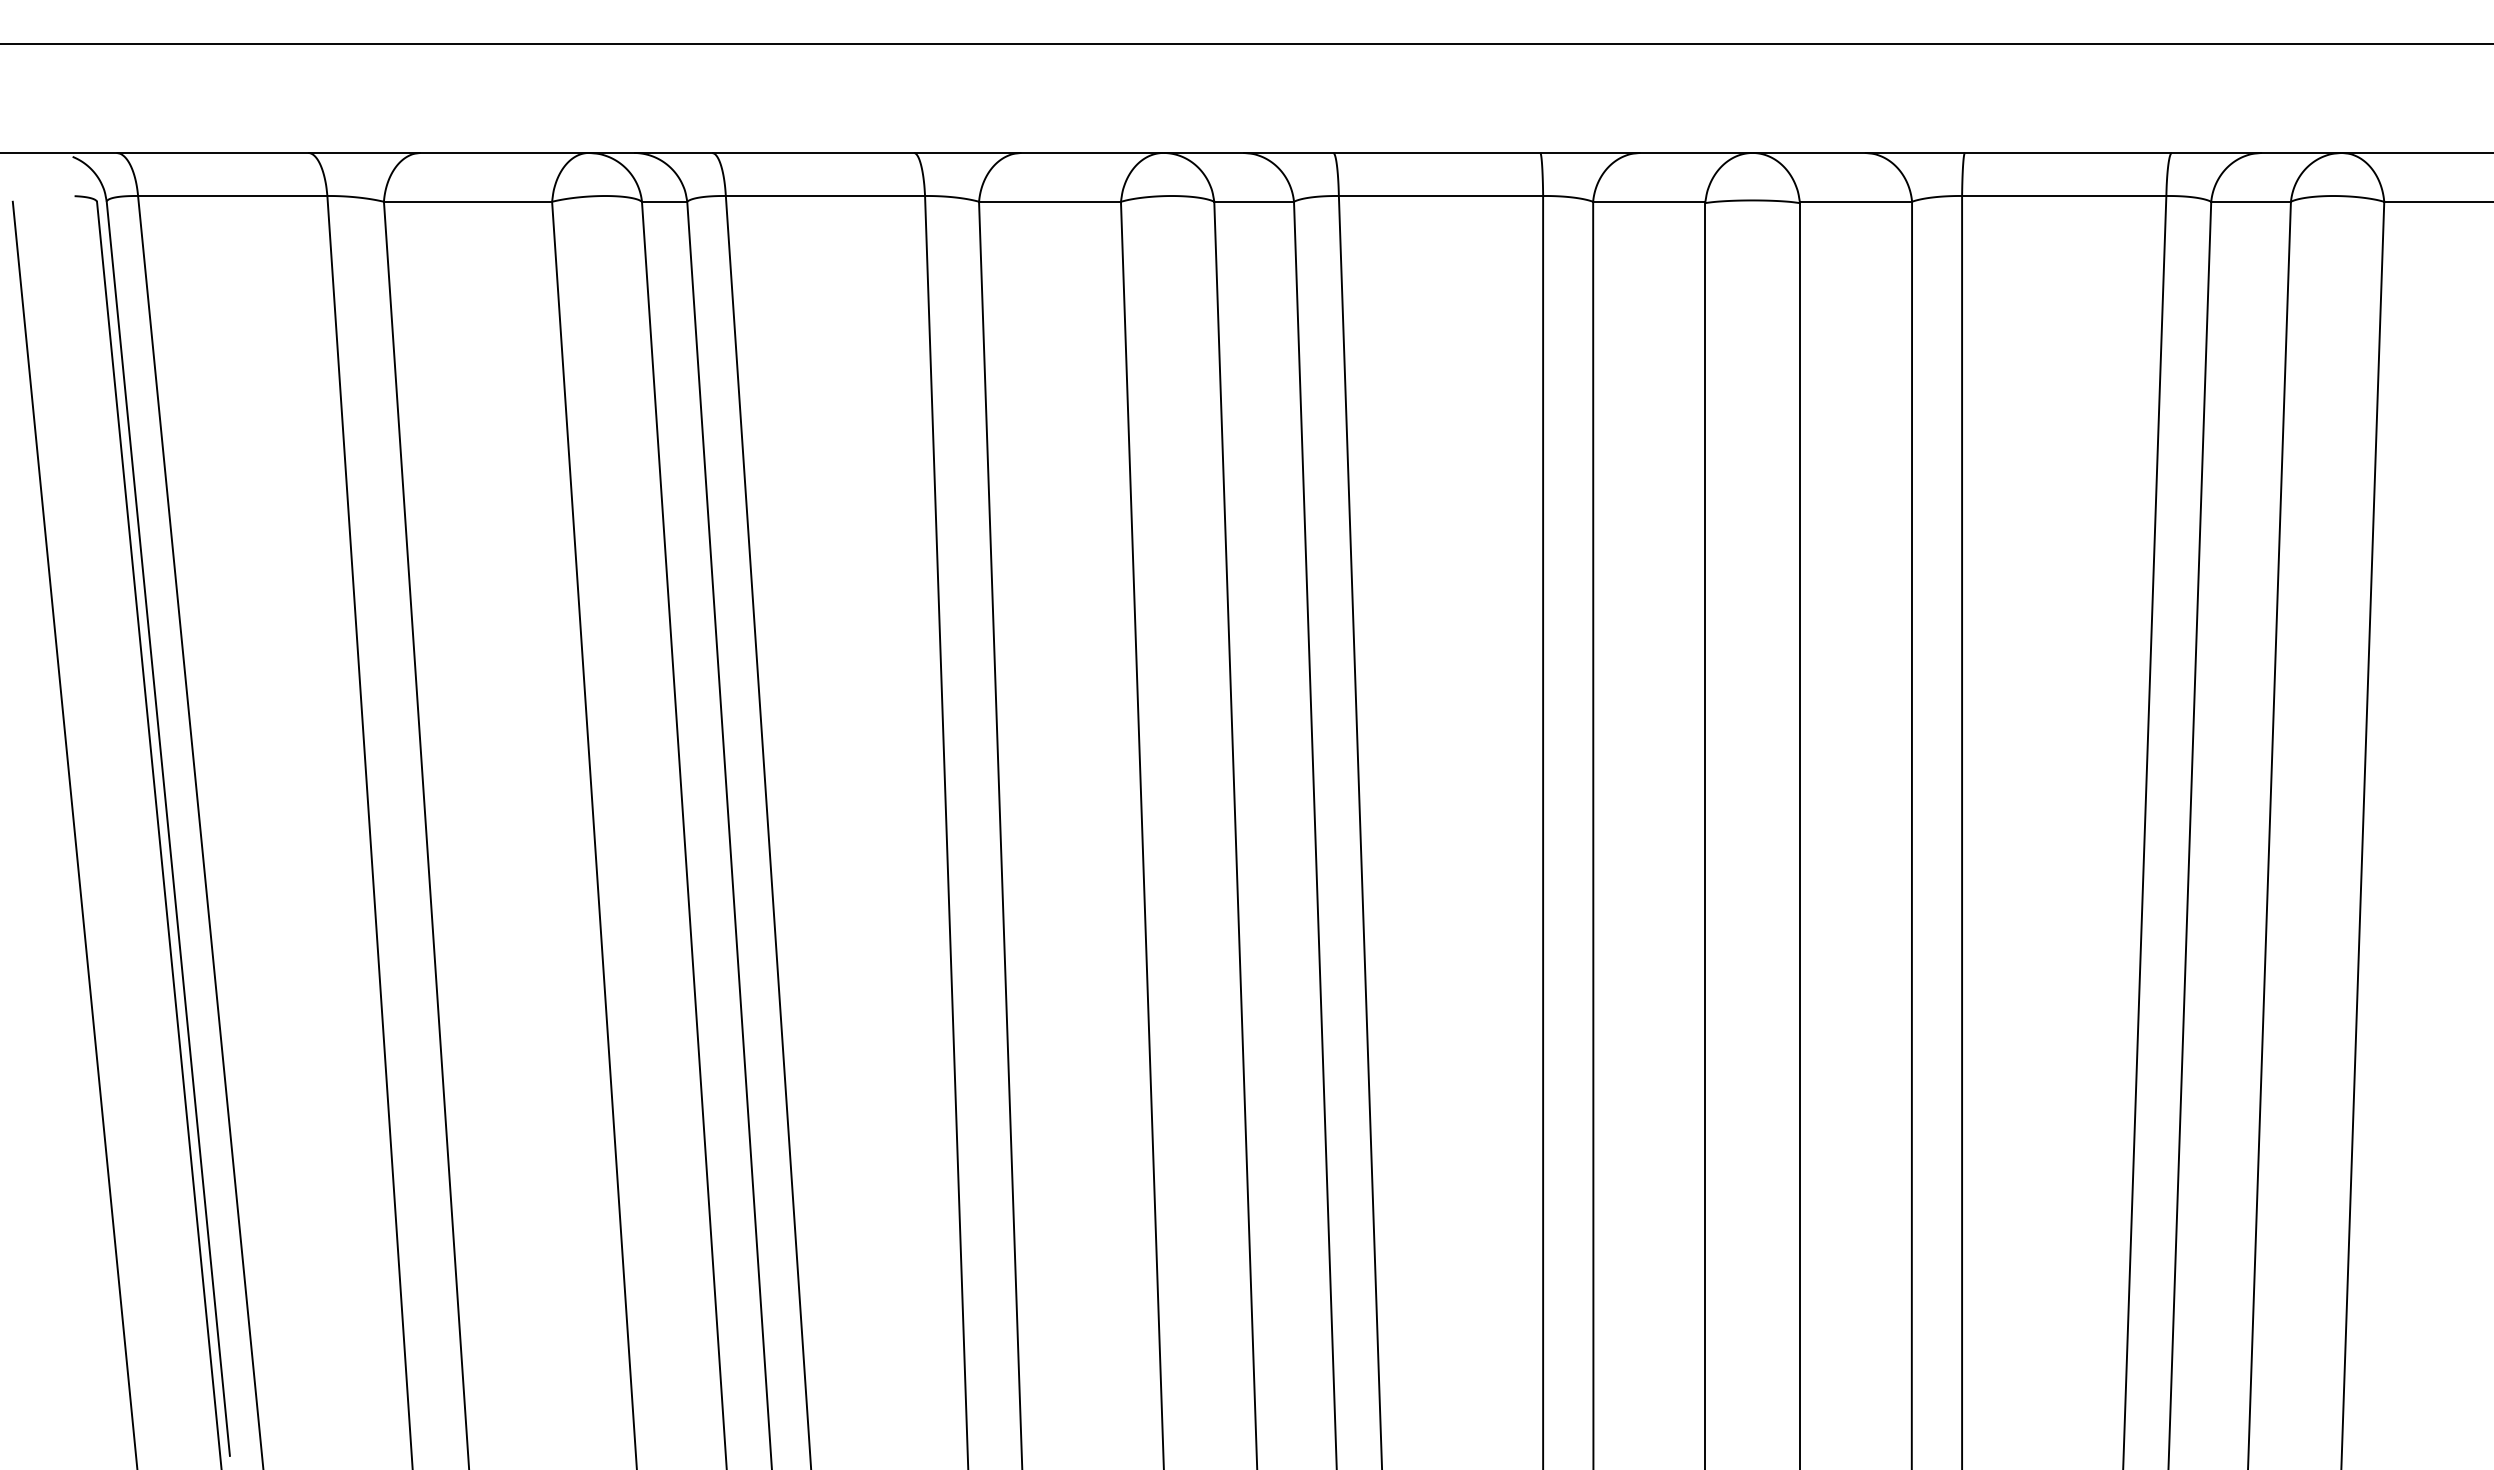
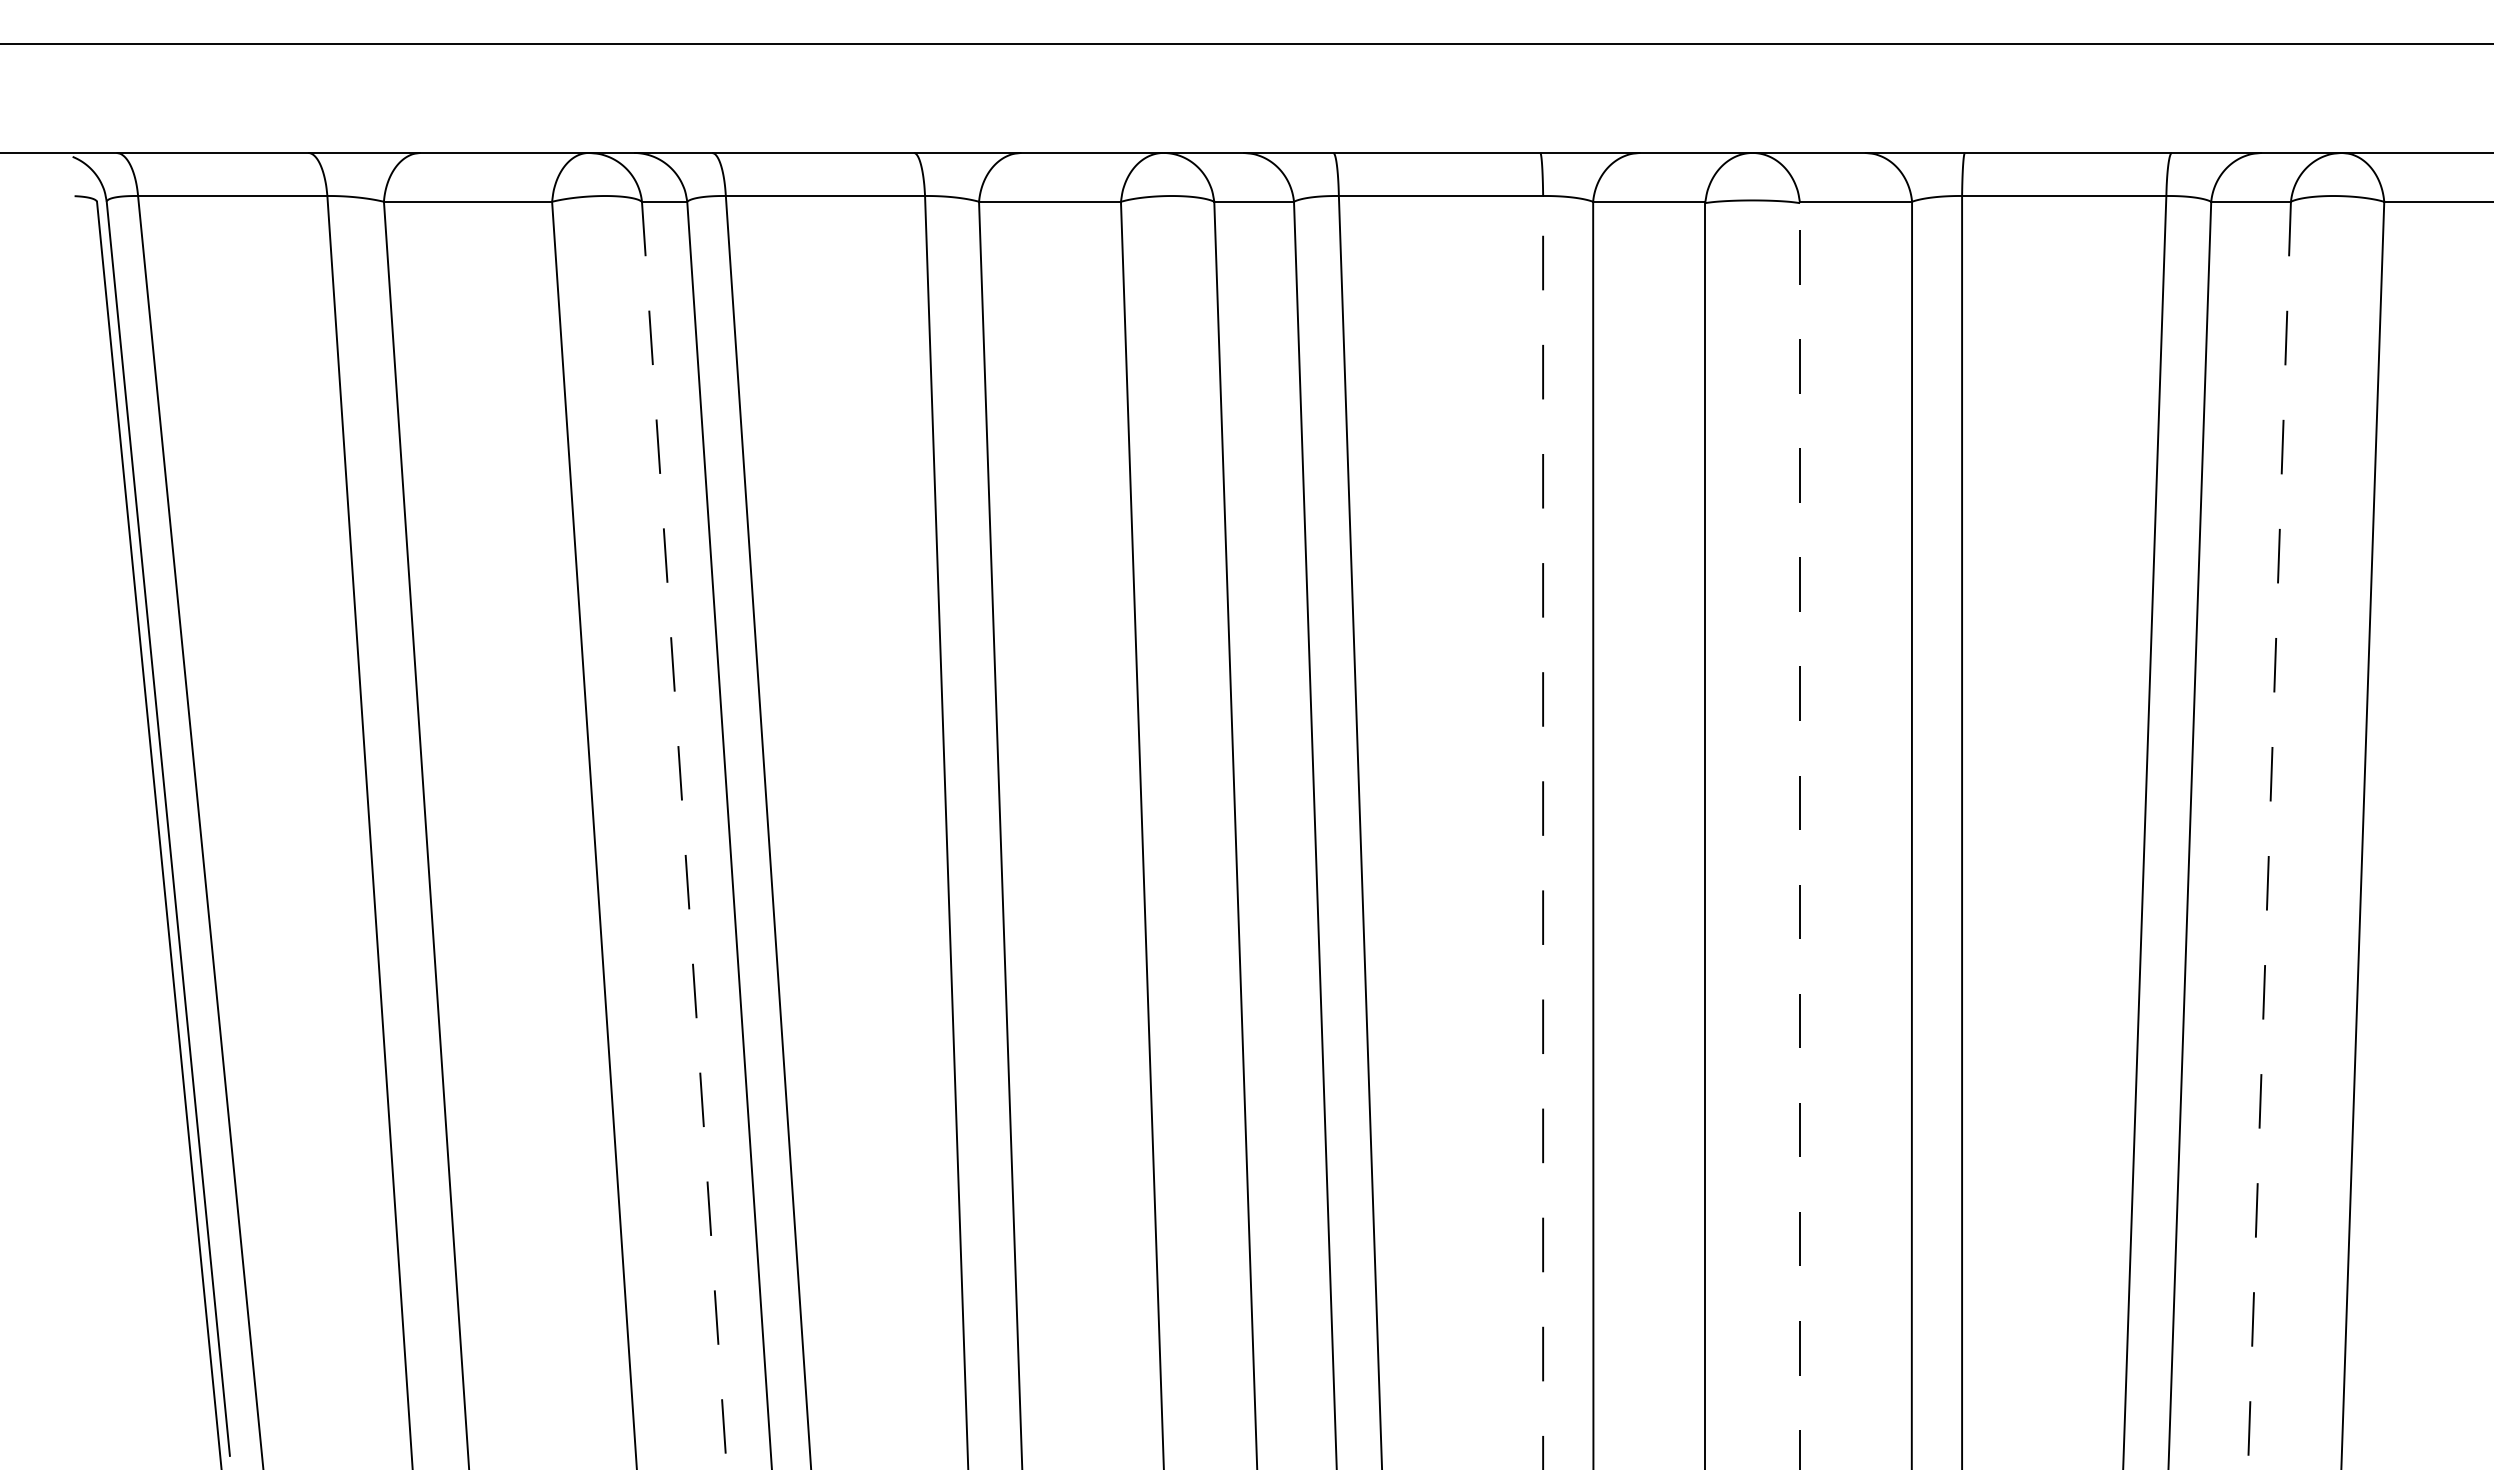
line: solid -> dashed (1543, 832)
line: present -> none (74, 833)
line: solid -> dashed (1799, 835)
line: solid -> dashed (684, 836)
line: solid -> dashed (2269, 836)
